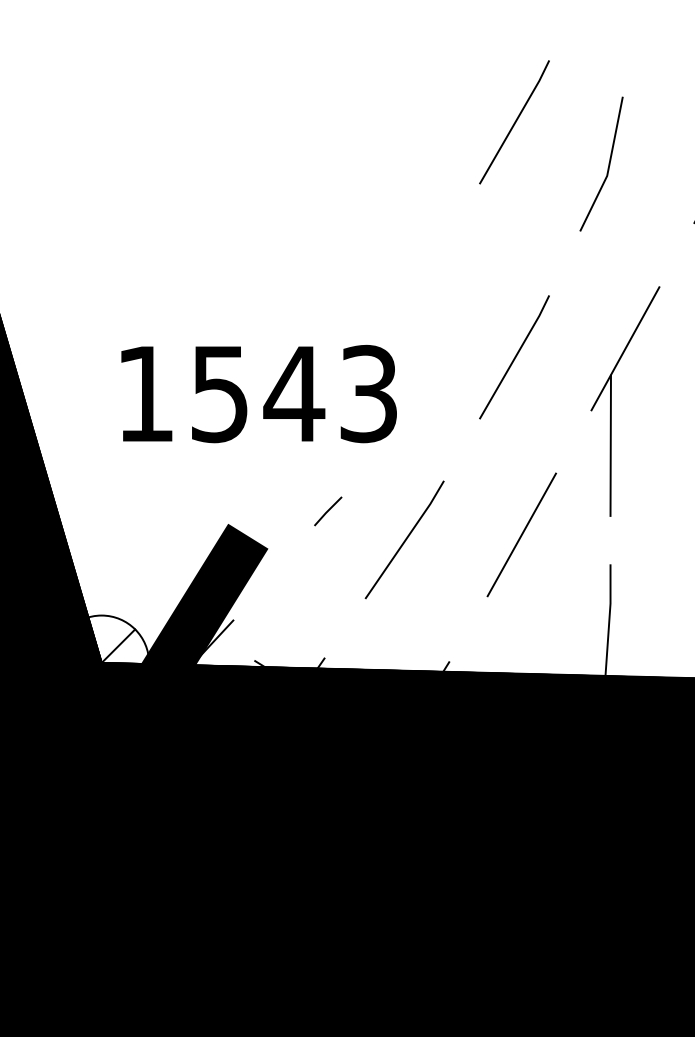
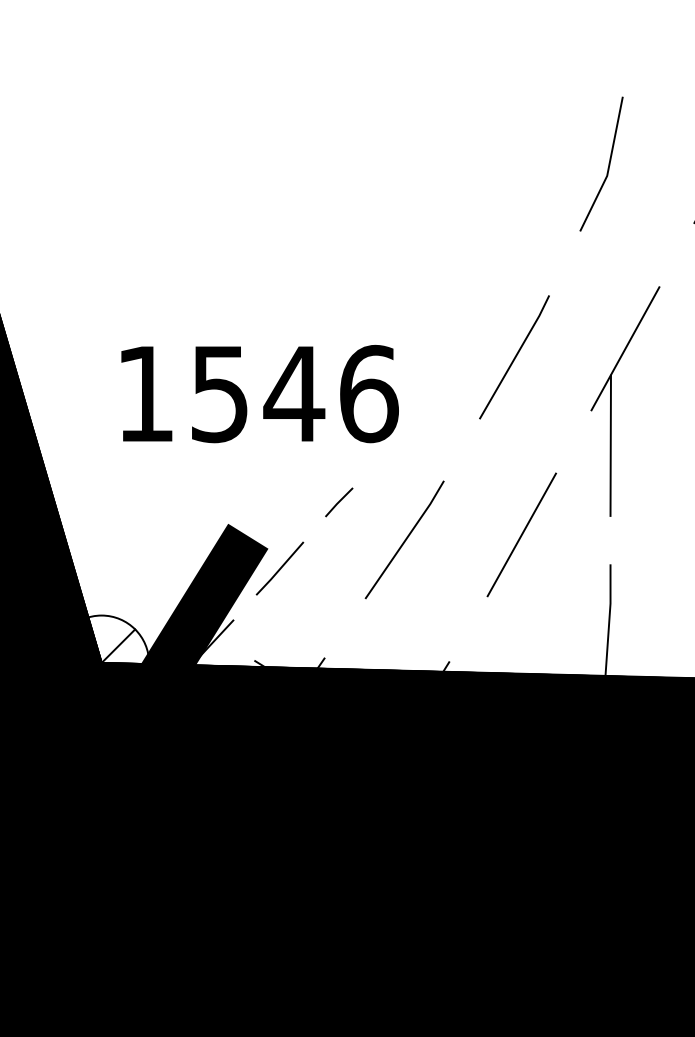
line: present -> none (514, 122)
text: 1543 -> 1546 (369, 393)
line position: (328, 511) -> (339, 502) (339, 502)
line: none -> present (279, 568)
